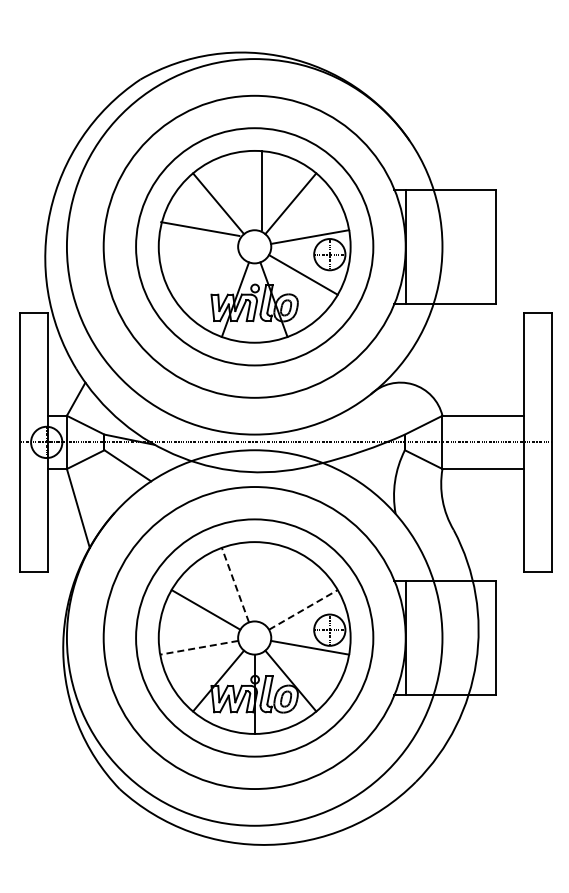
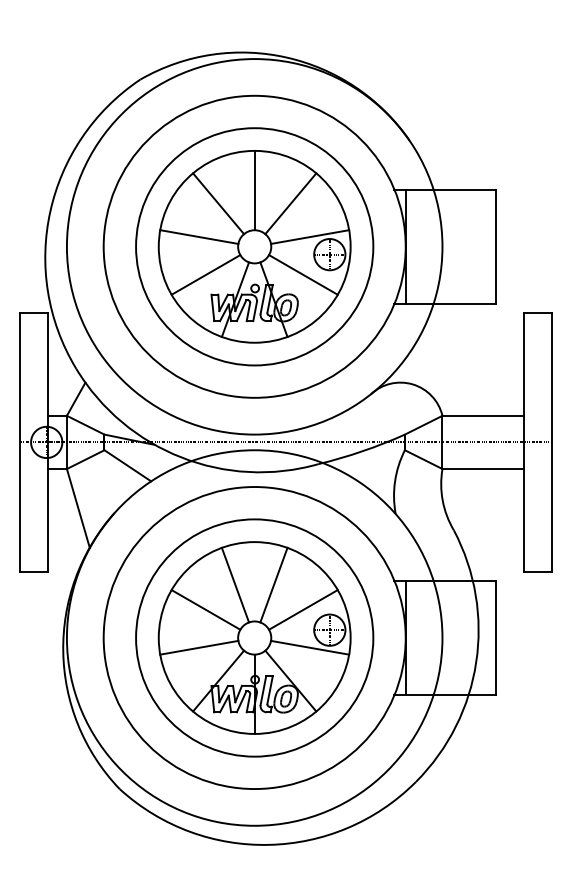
line position: (261, 190) -> (254, 190) (254, 190)
line position: (200, 228) -> (199, 236) (199, 236)
line: none -> present (205, 274)
line: none -> present (273, 584)
line: dashed -> solid (235, 585)
line: dashed -> solid (303, 609)
line: dashed -> solid (199, 647)
